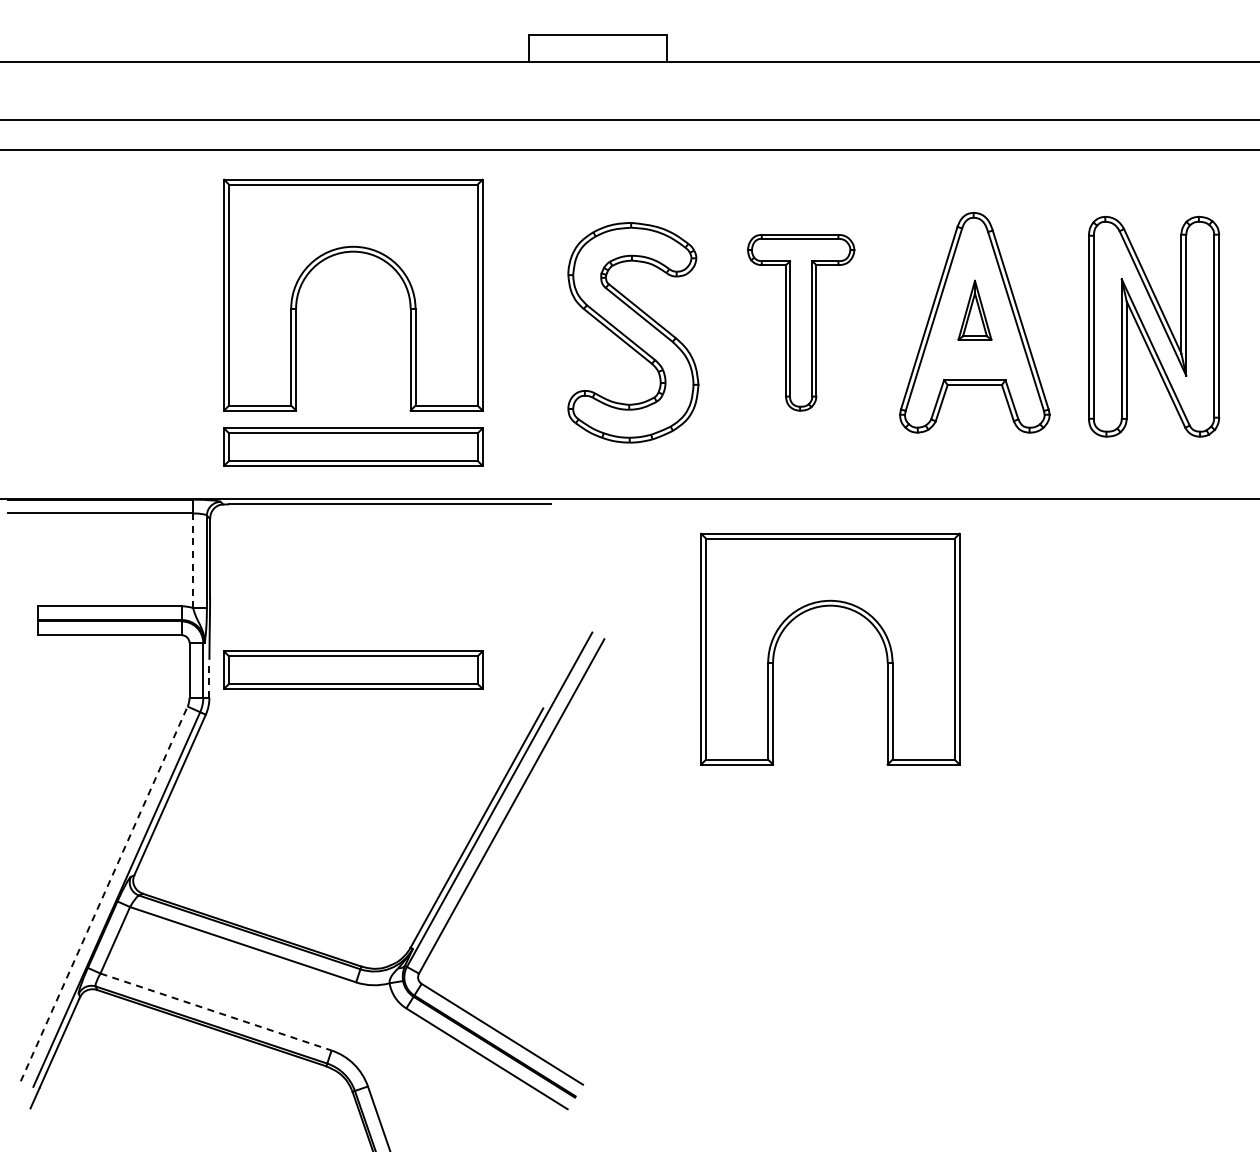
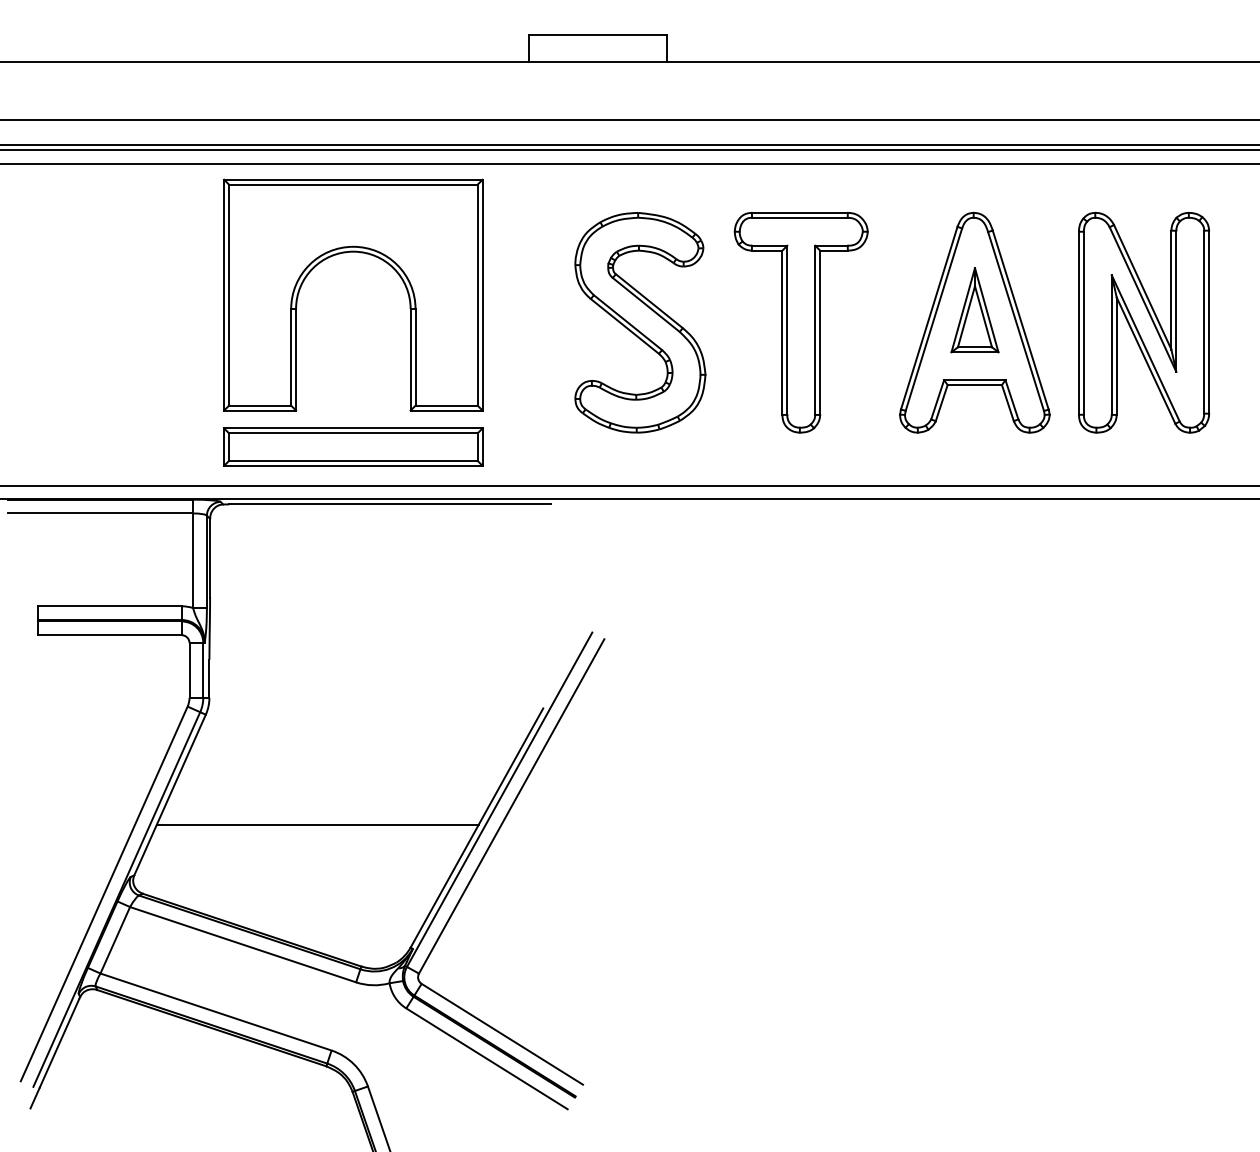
line: none -> present (629, 145)
line: none -> present (629, 163)
part size: 36x62 px -> 50x87 px (974, 310)
part size: 109x178 px -> 136x222 px (800, 322)
part position: (1154, 326) -> (1144, 322) (1144, 322)
part position: (633, 332) -> (640, 322) (640, 322)
line: none -> present (629, 485)
line: dashed -> solid (193, 560)
part: present -> none (822, 607)
part: present -> none (353, 669)
line: dashed -> solid (209, 678)
line: none -> present (317, 824)
line: dashed -> solid (104, 893)
line: dashed -> solid (216, 1012)
